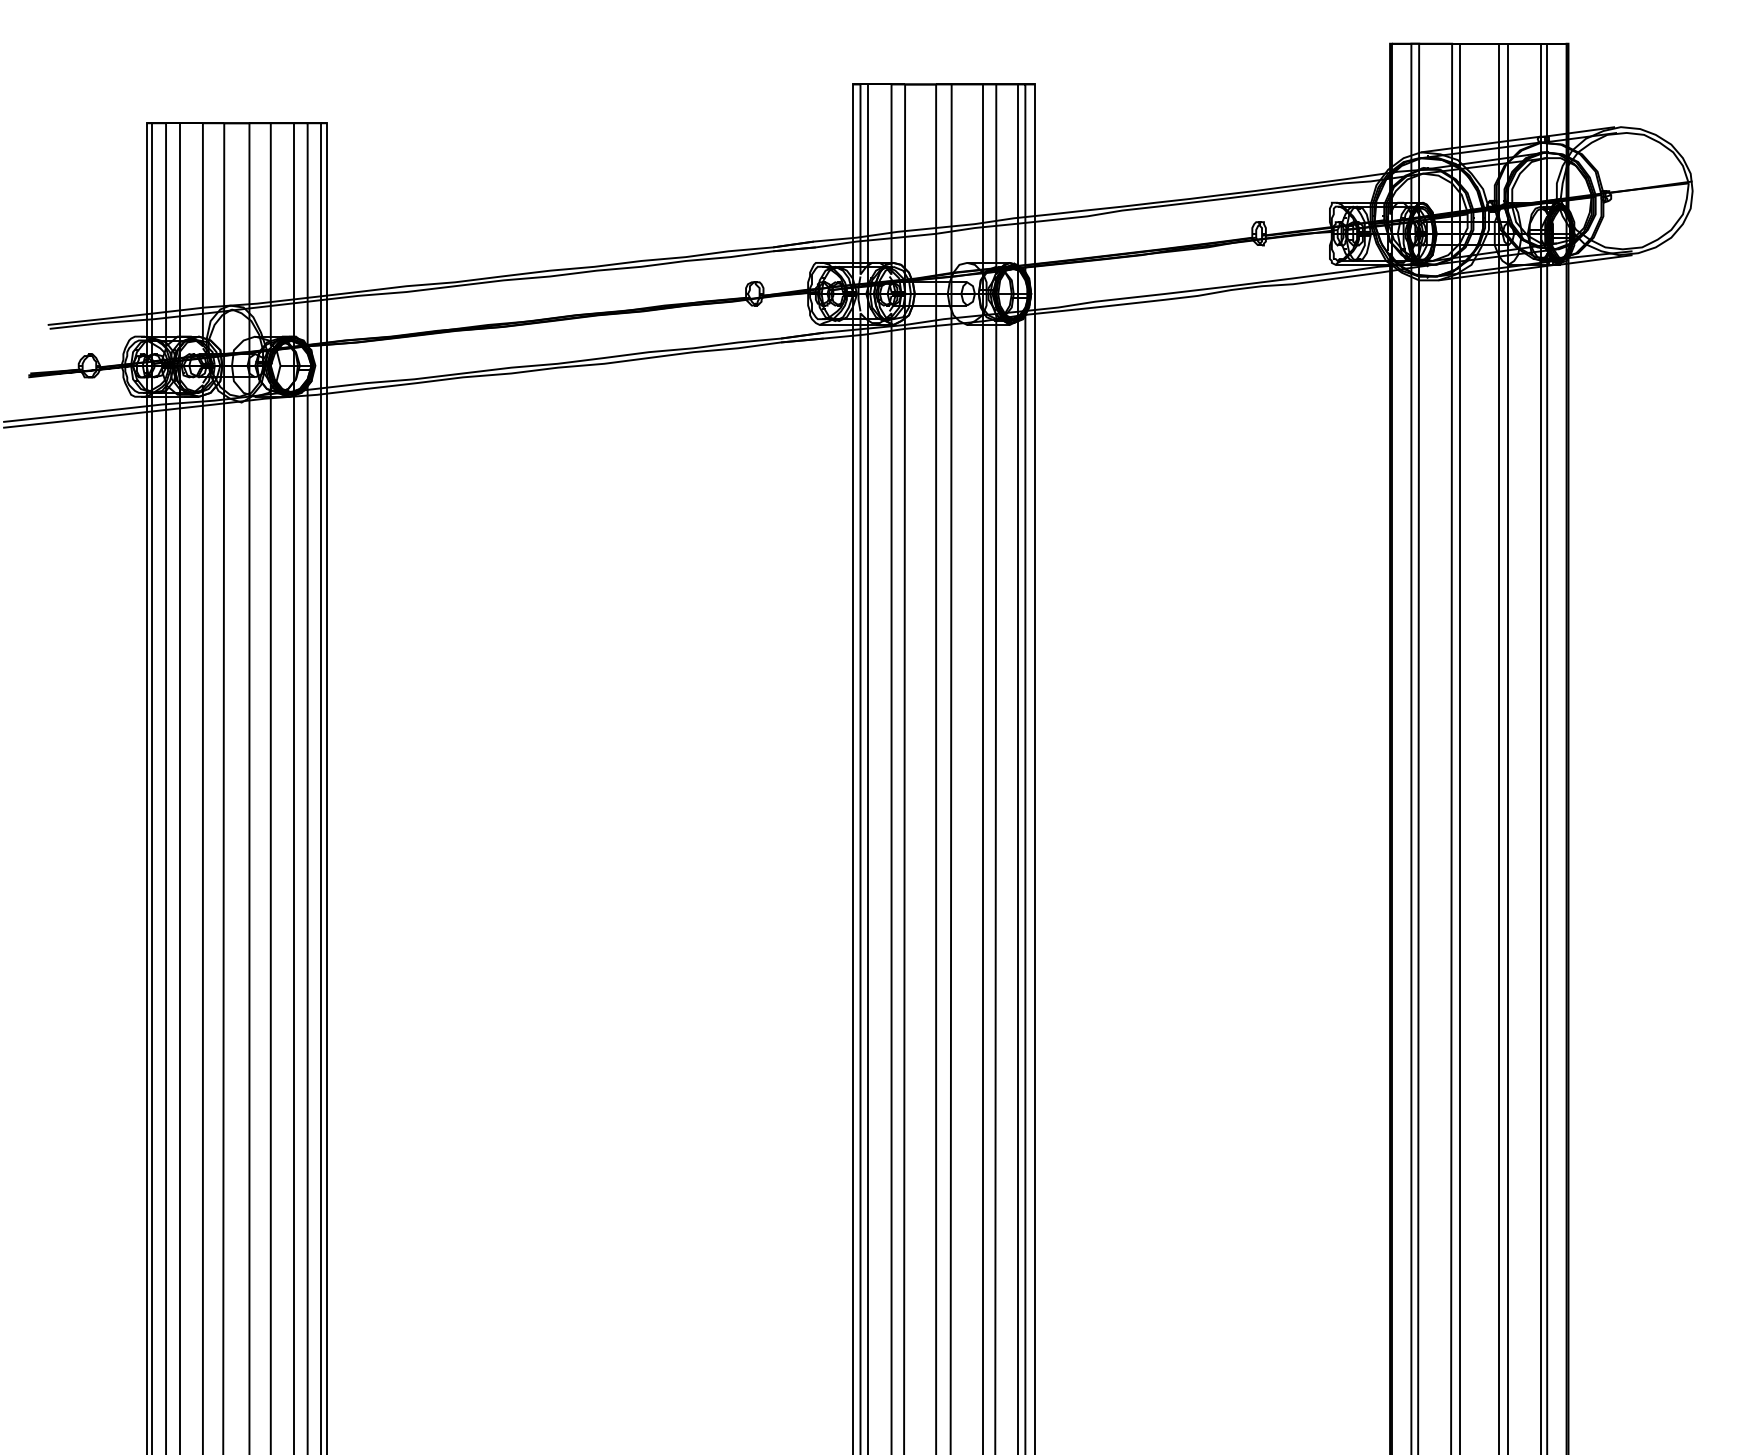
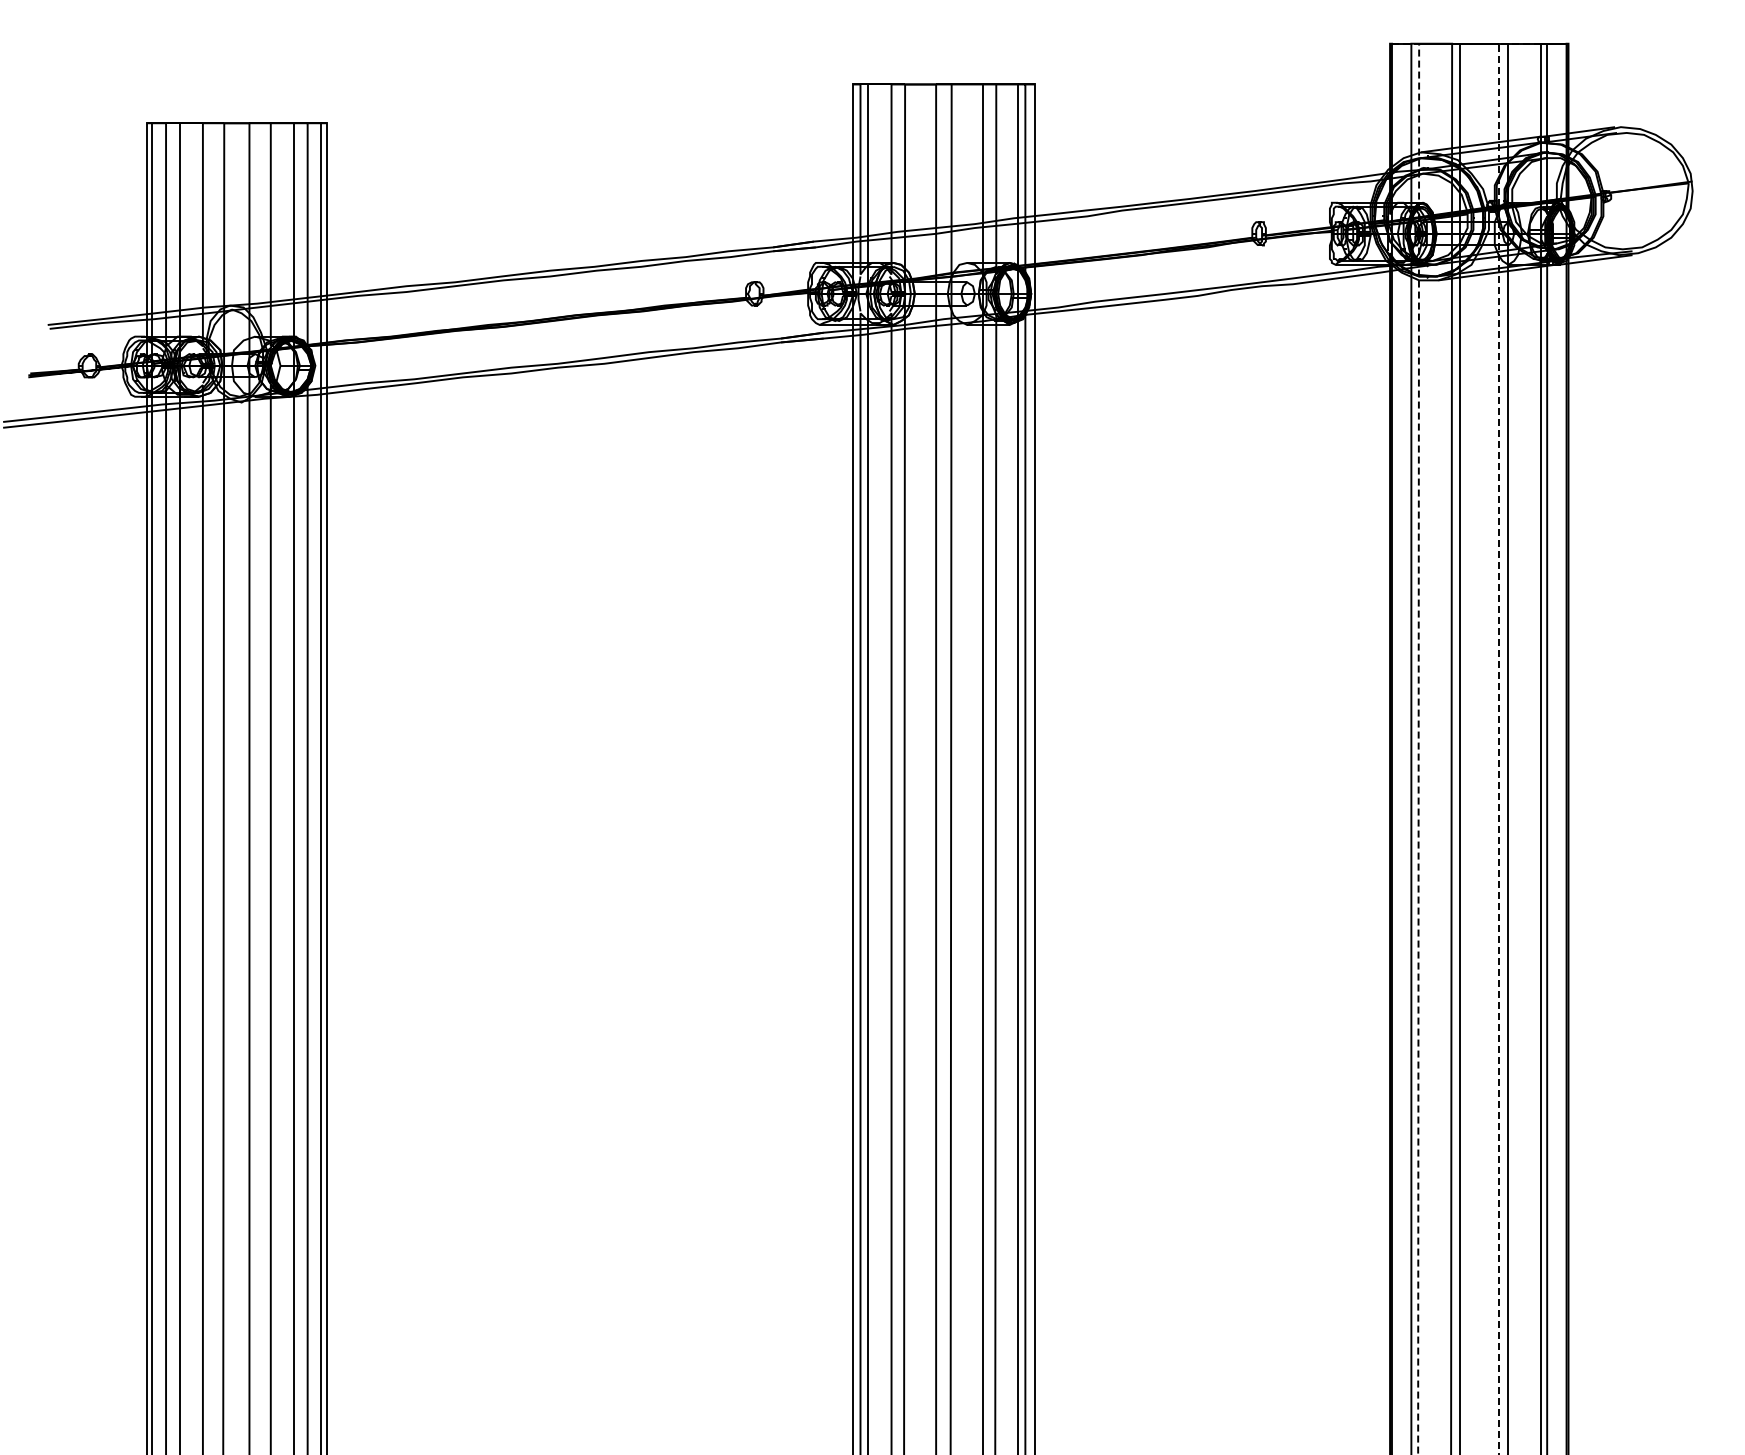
line: solid -> dashed (1498, 727)
line: solid -> dashed (1418, 734)
